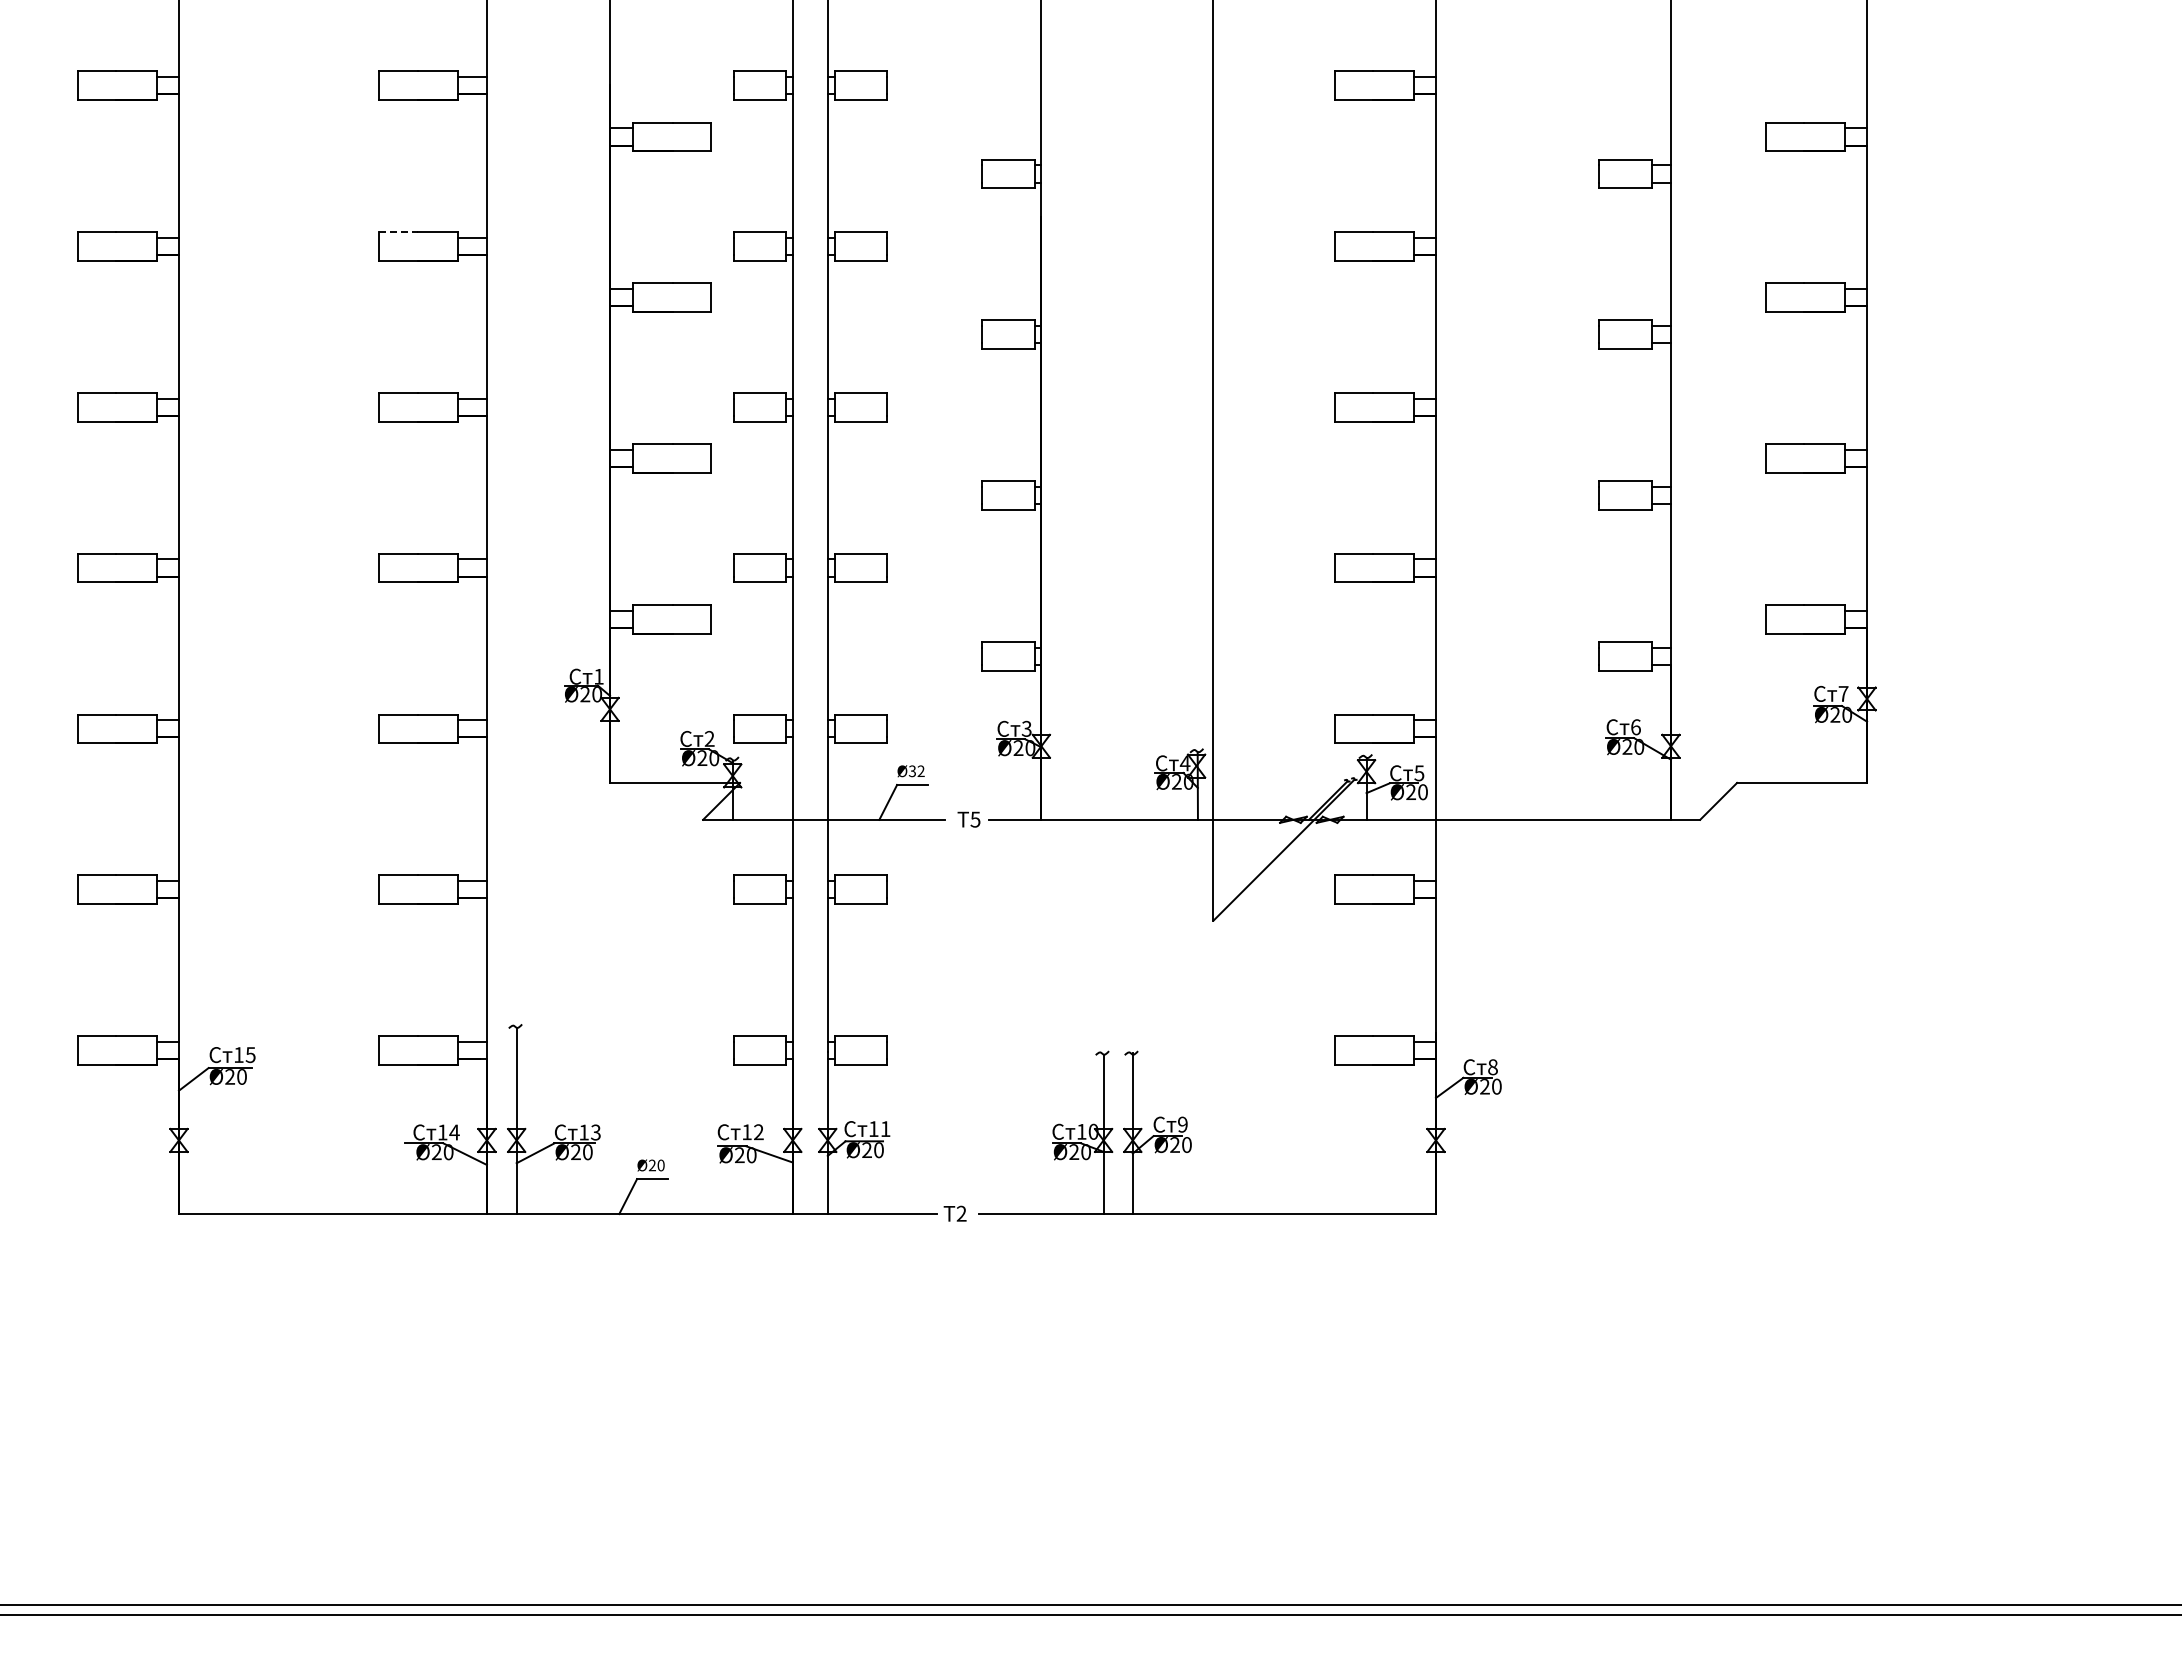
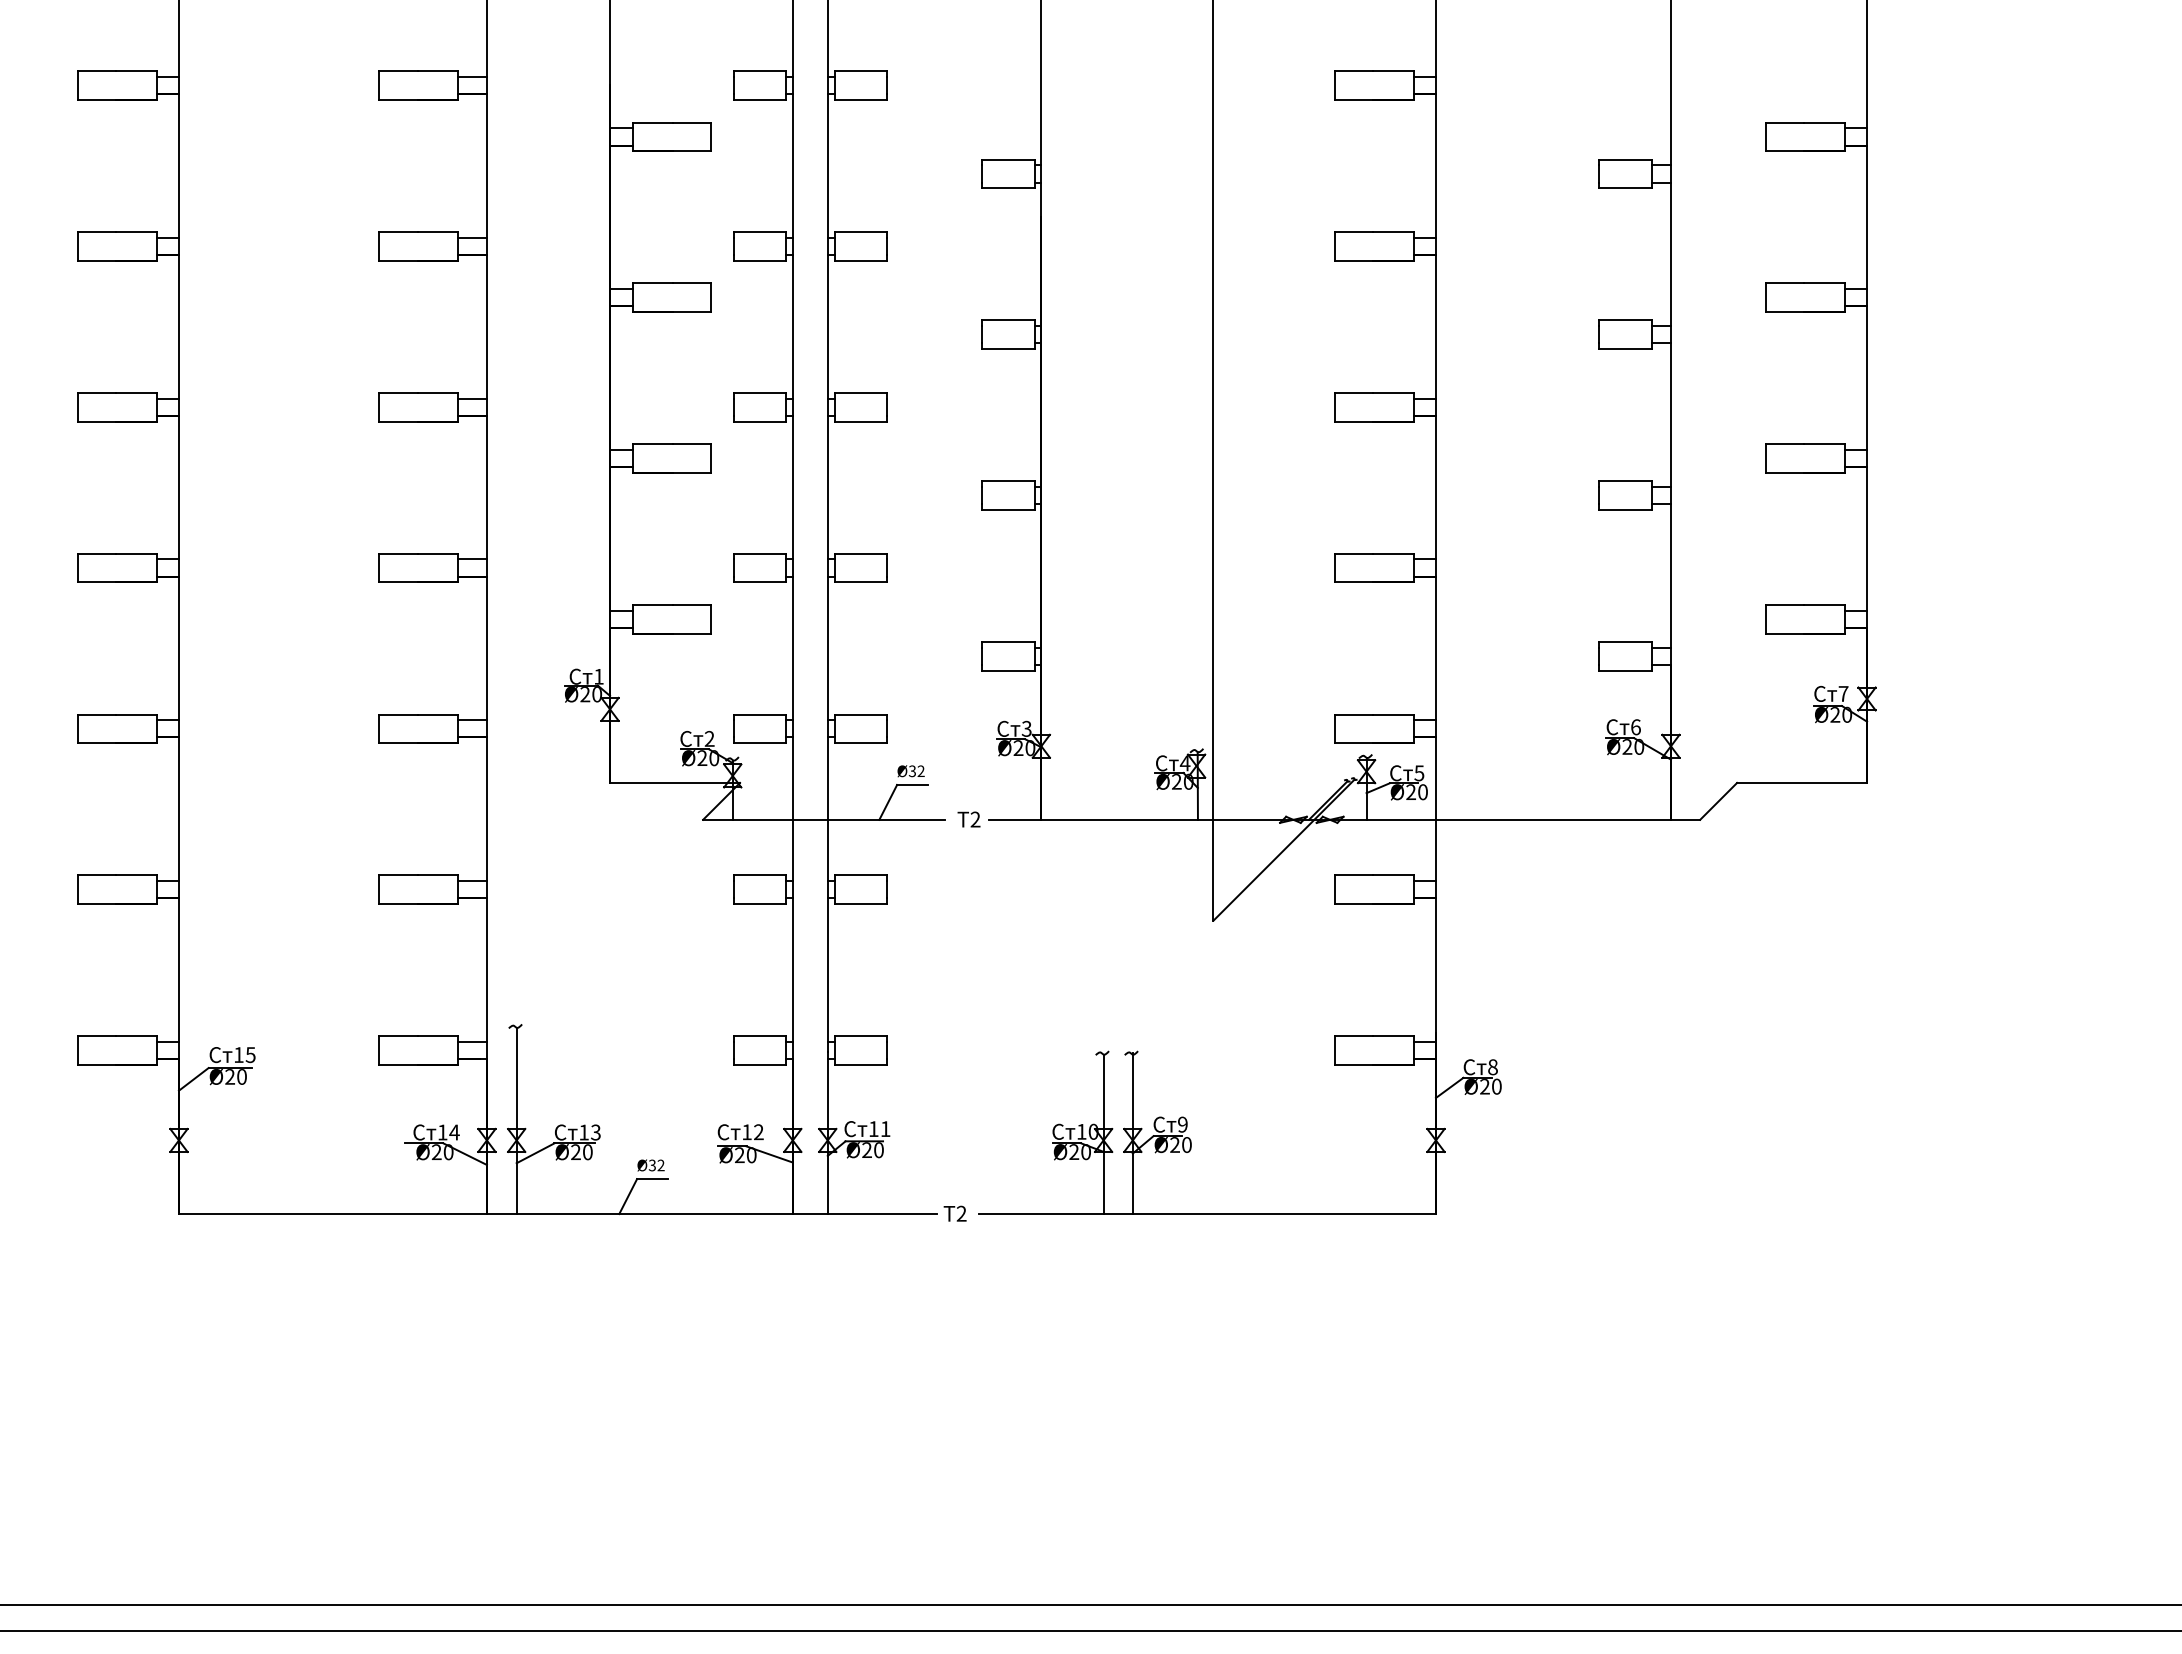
line: dashed -> solid (398, 232)
text: T5 -> T2 (975, 819)
text: Ø20 -> Ø32 (656, 1165)
line position: (1090, 1614) -> (1090, 1630) (1090, 1630)
